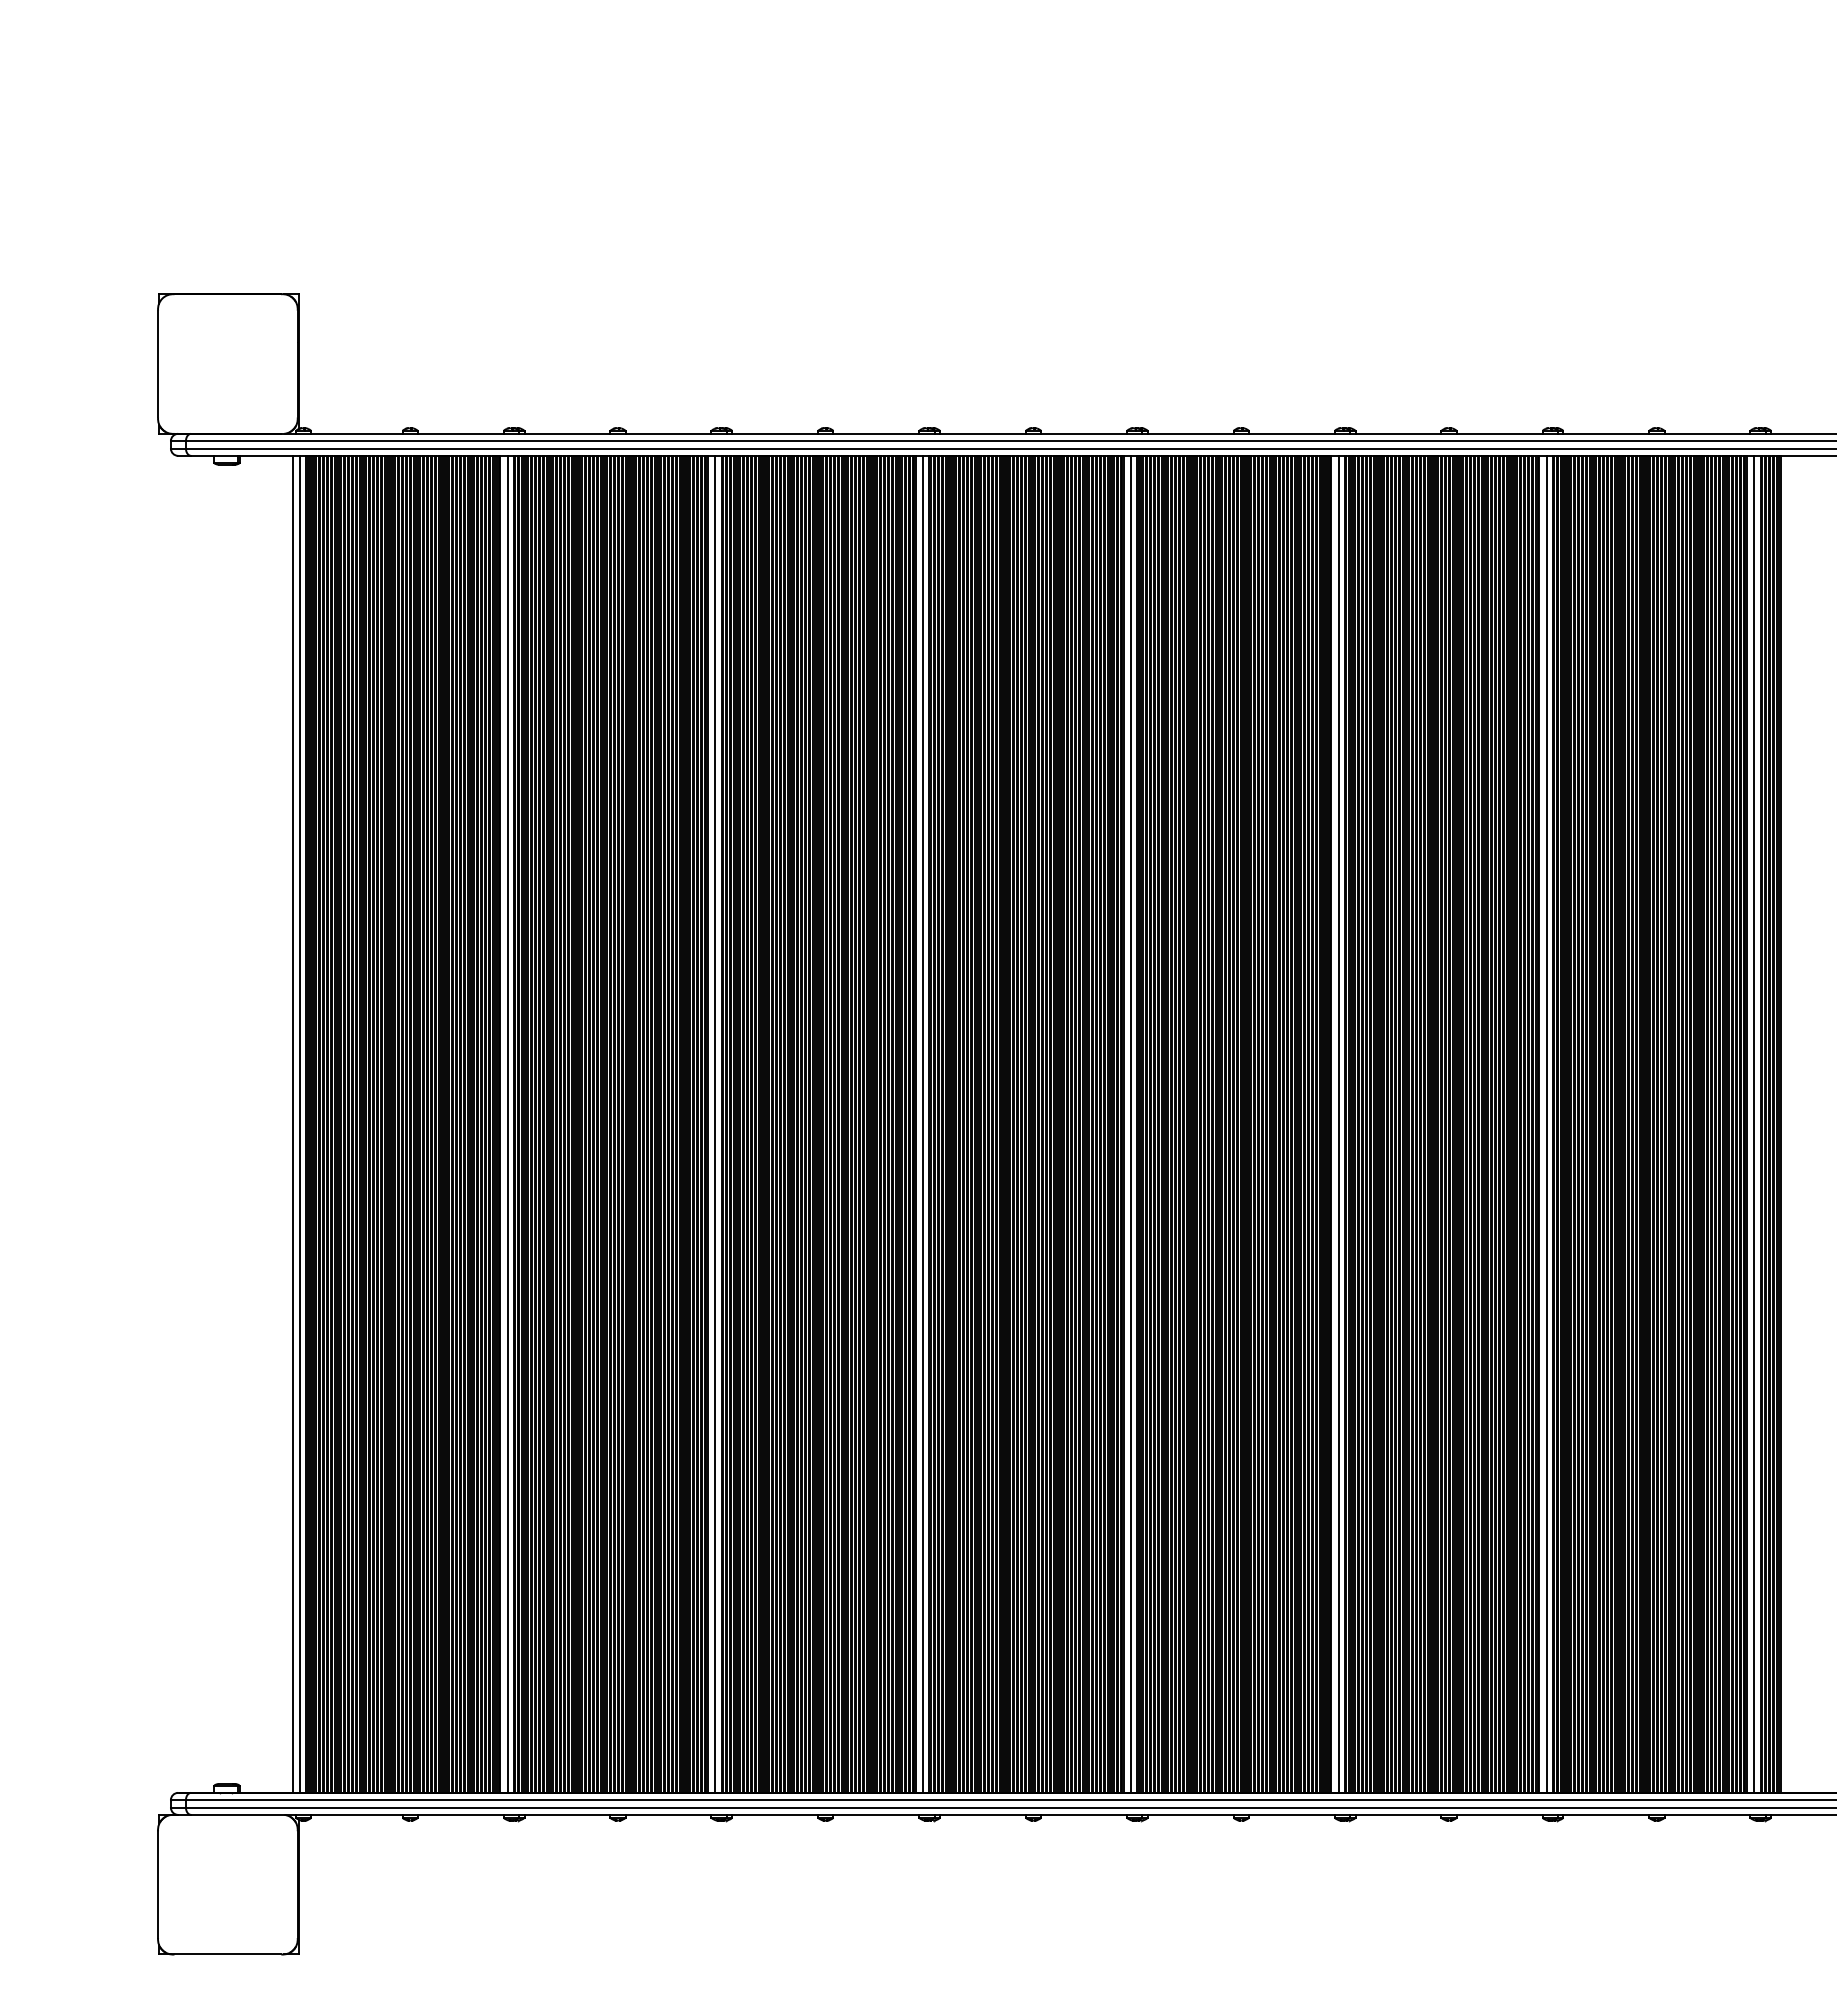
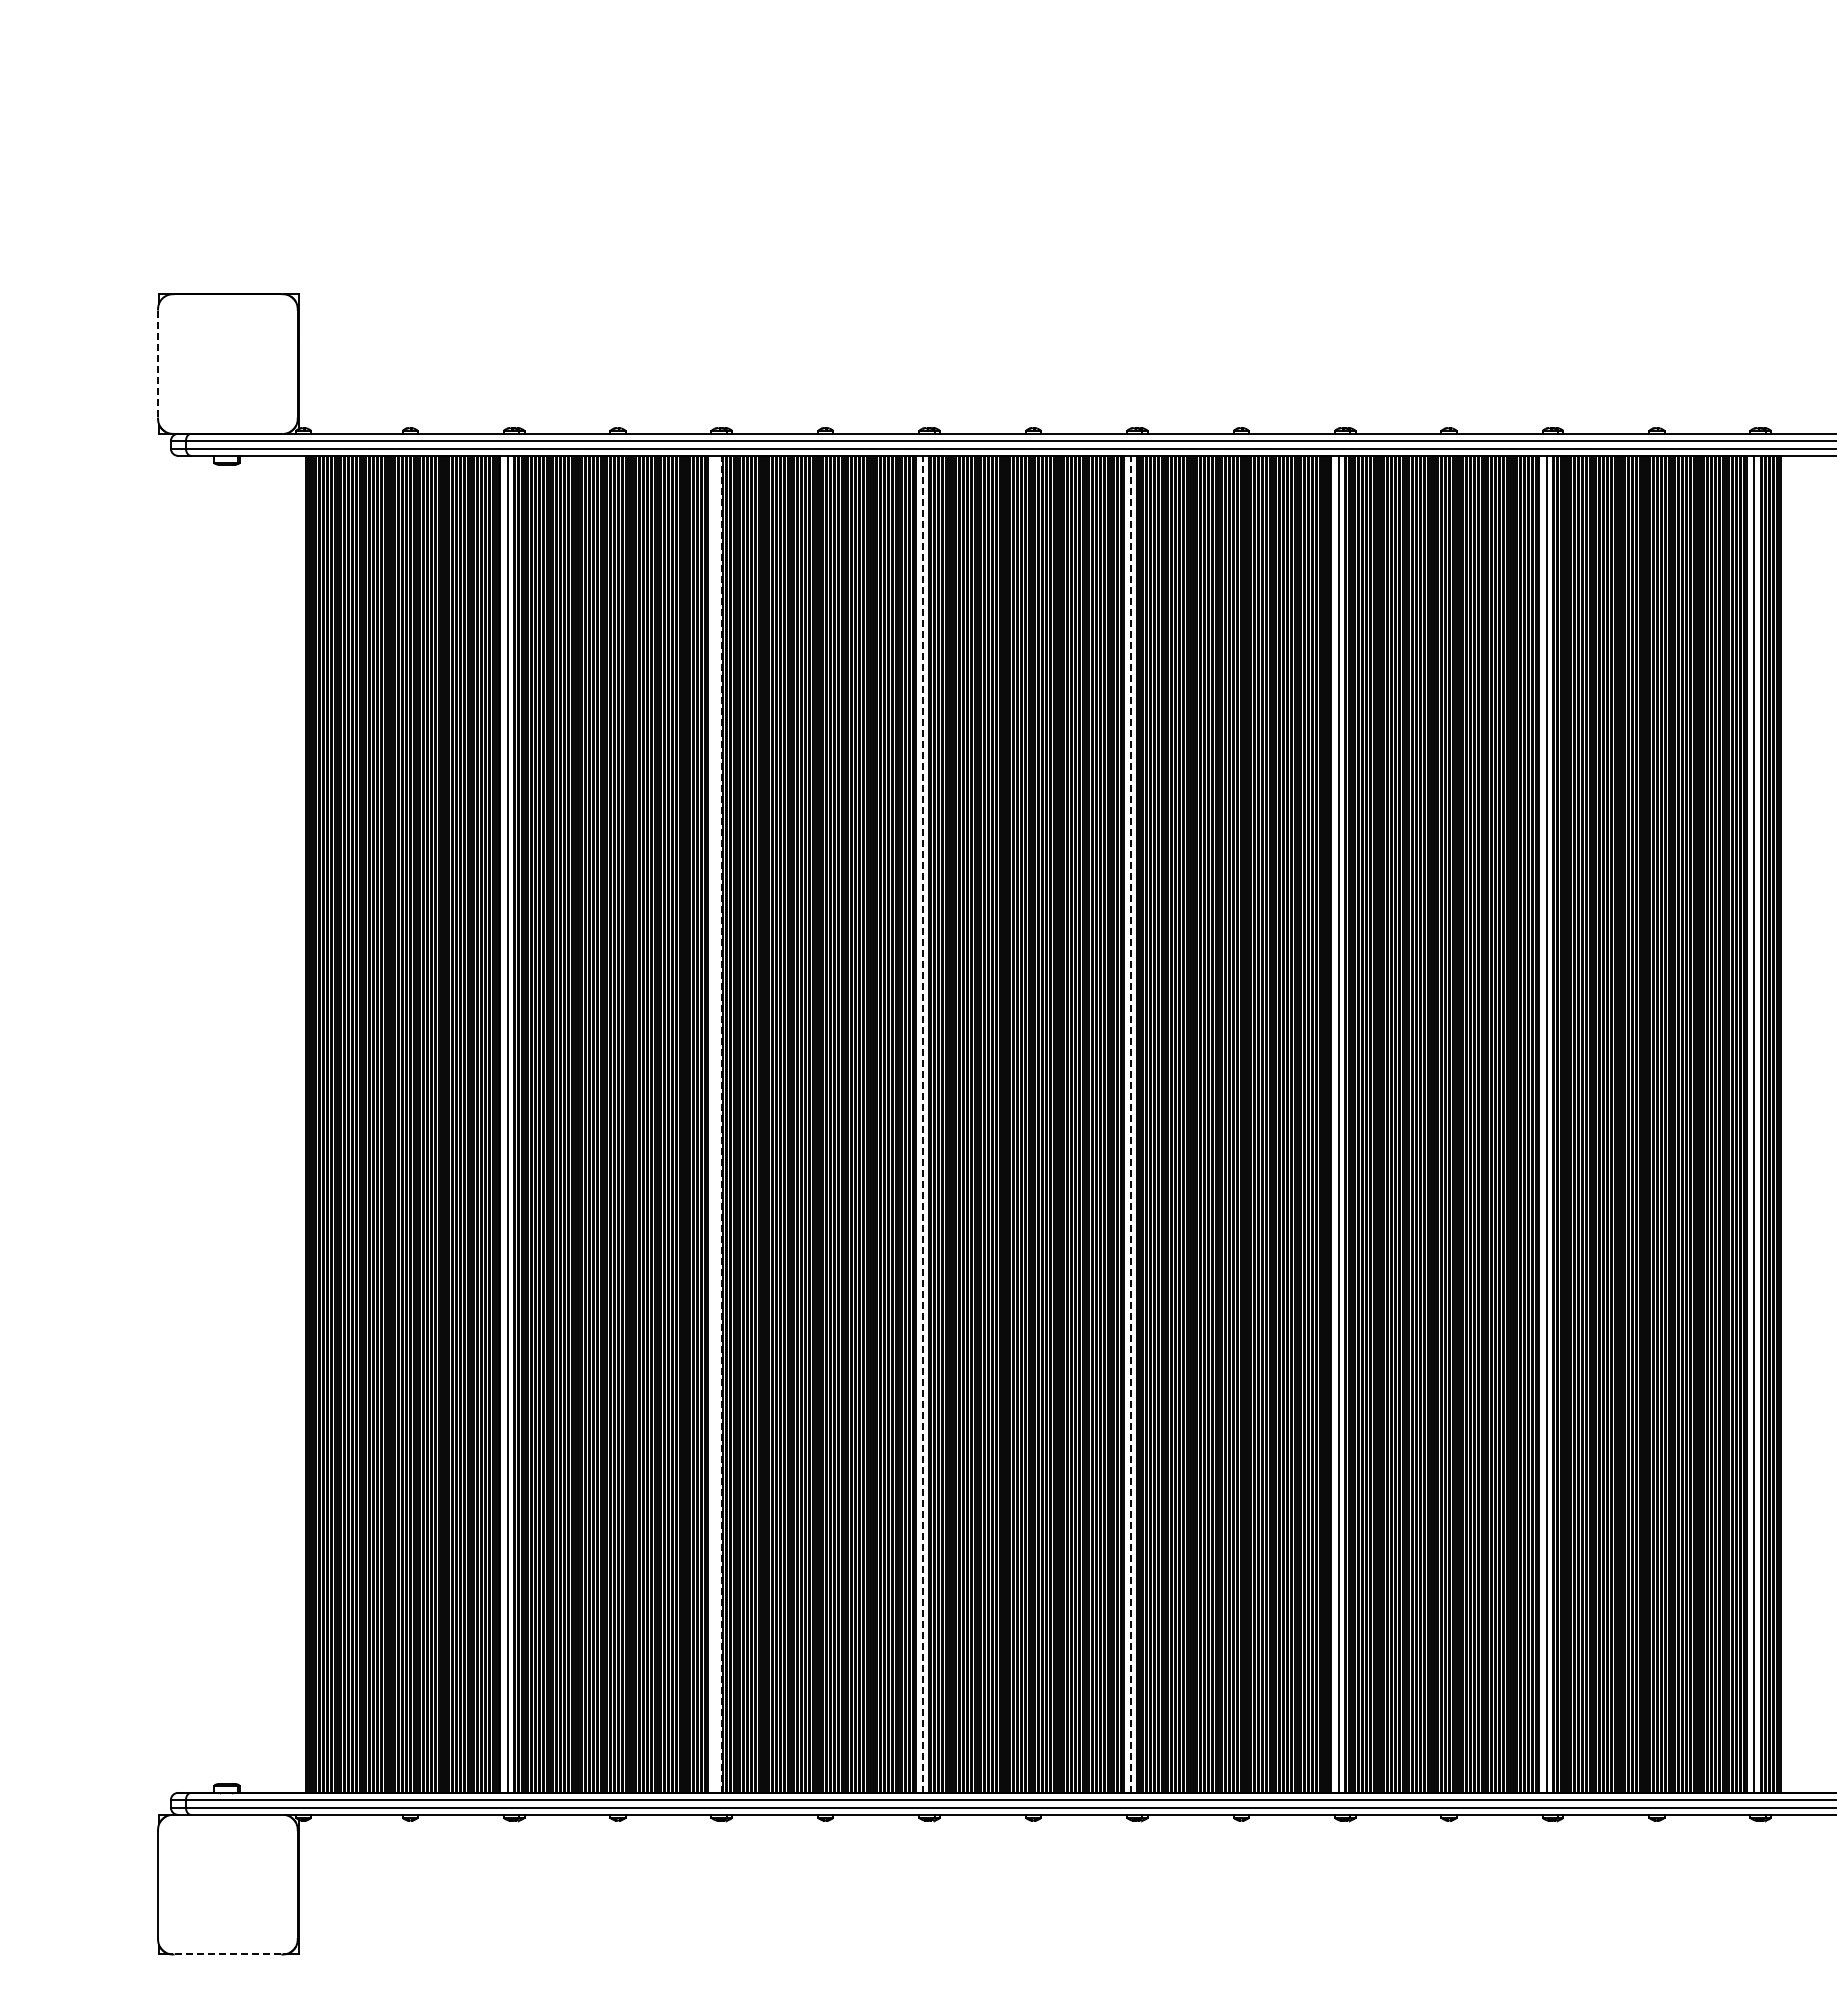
line: solid -> dashed (158, 363)
line: present -> none (292, 1123)
line: present -> none (299, 1123)
line: present -> none (715, 1123)
line: solid -> dashed (721, 1123)
line: solid -> dashed (923, 1123)
line: solid -> dashed (1131, 1123)
line: solid -> dashed (227, 1954)
